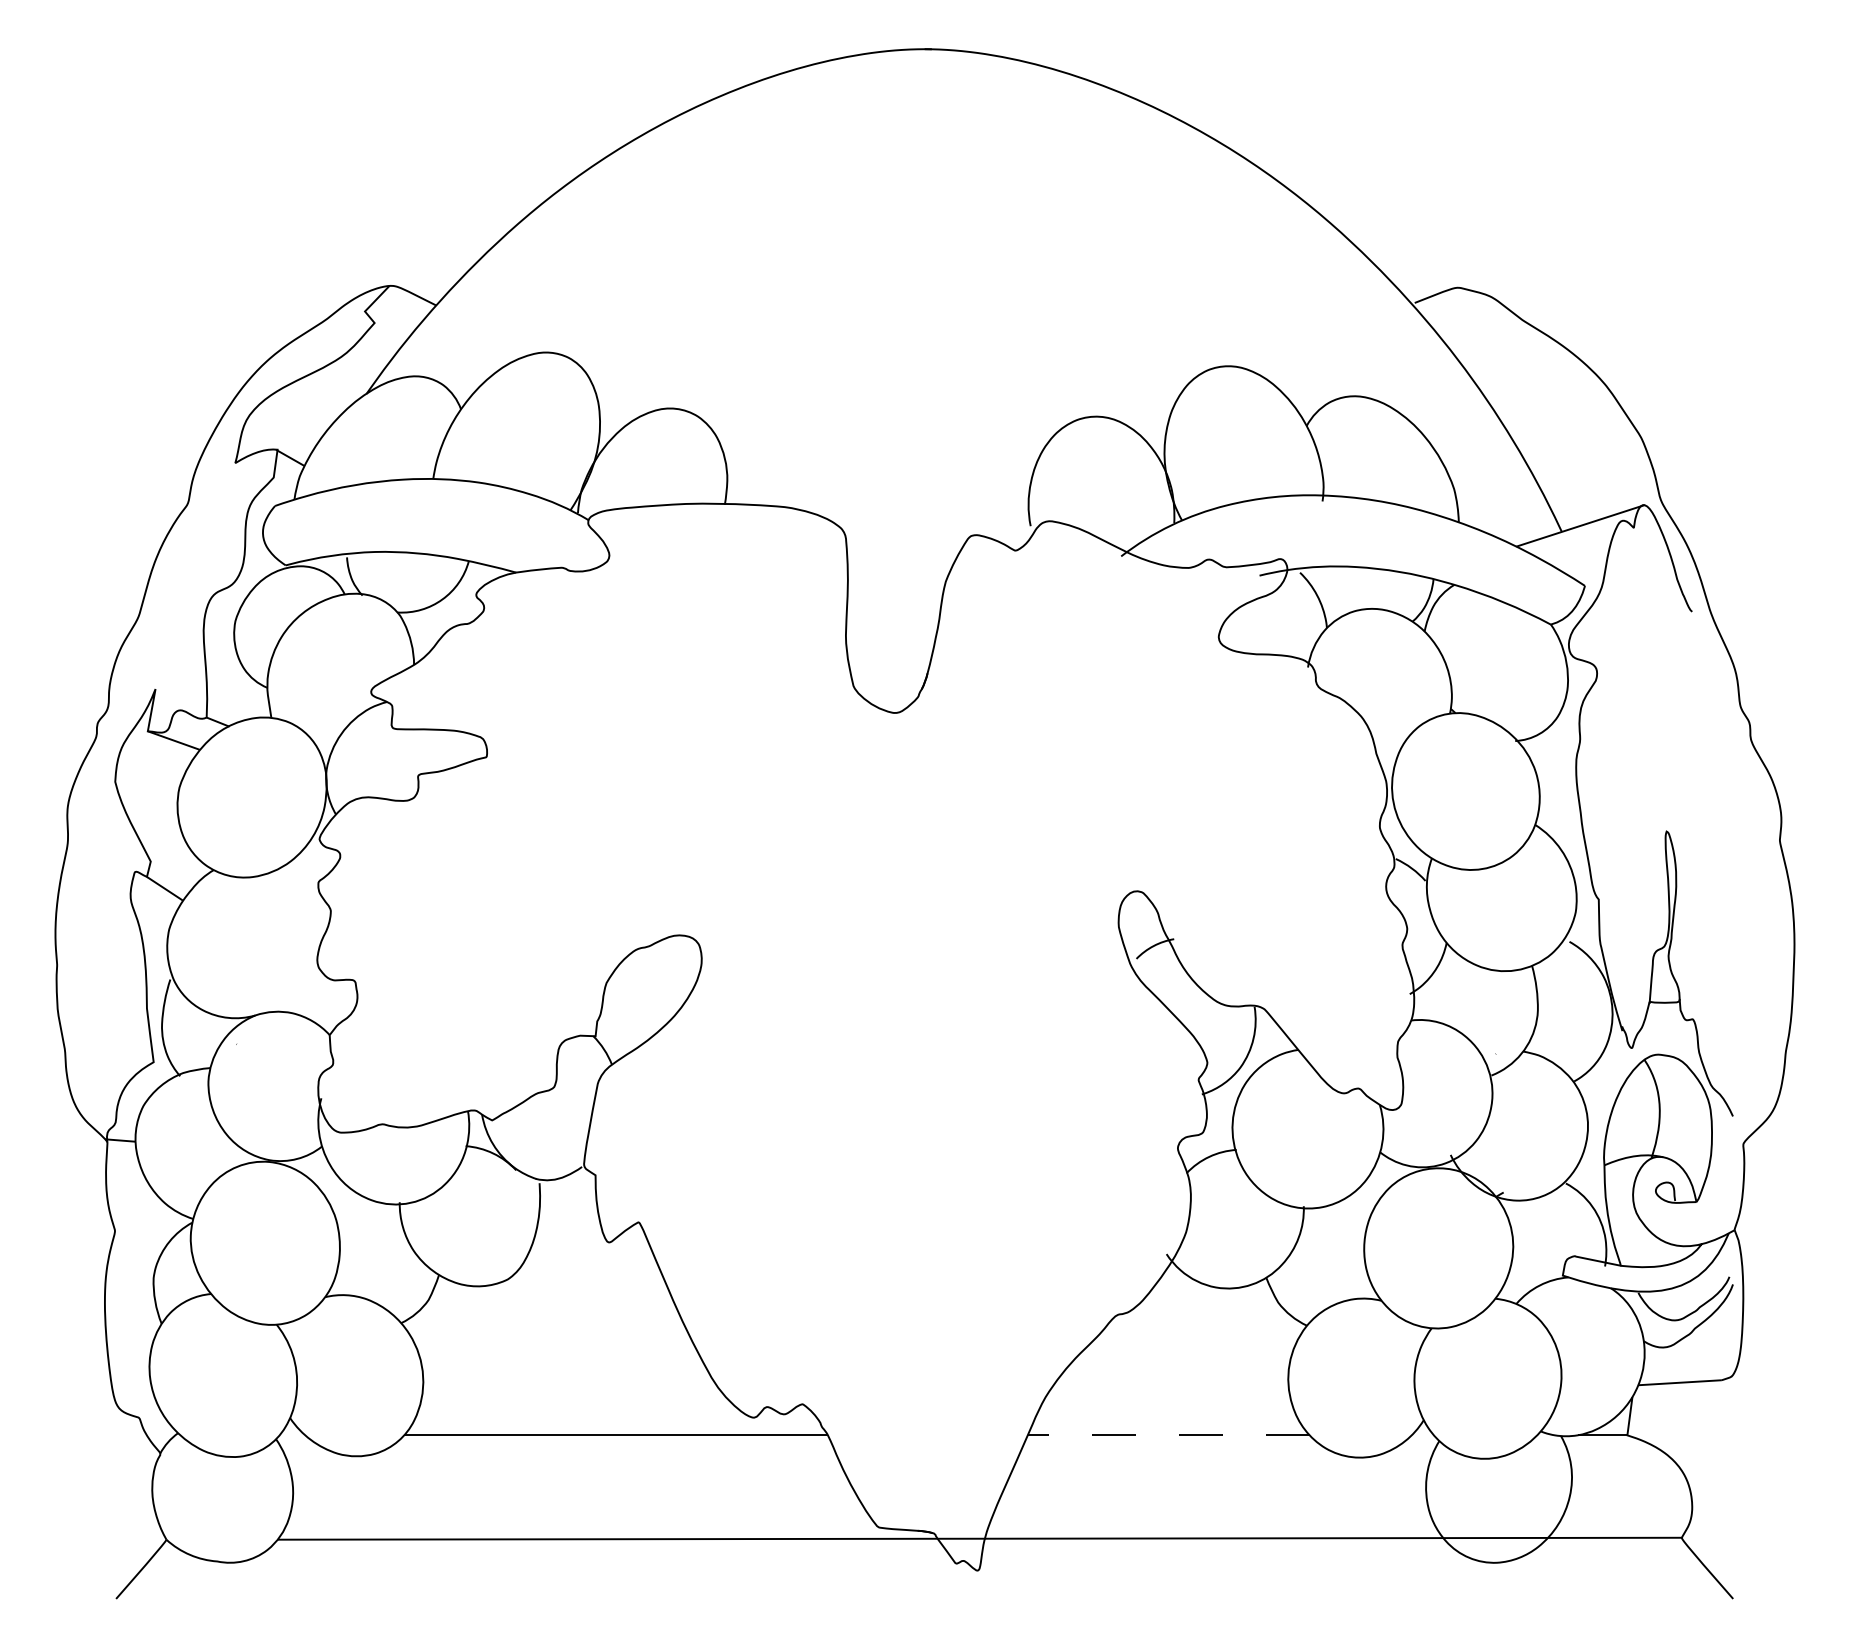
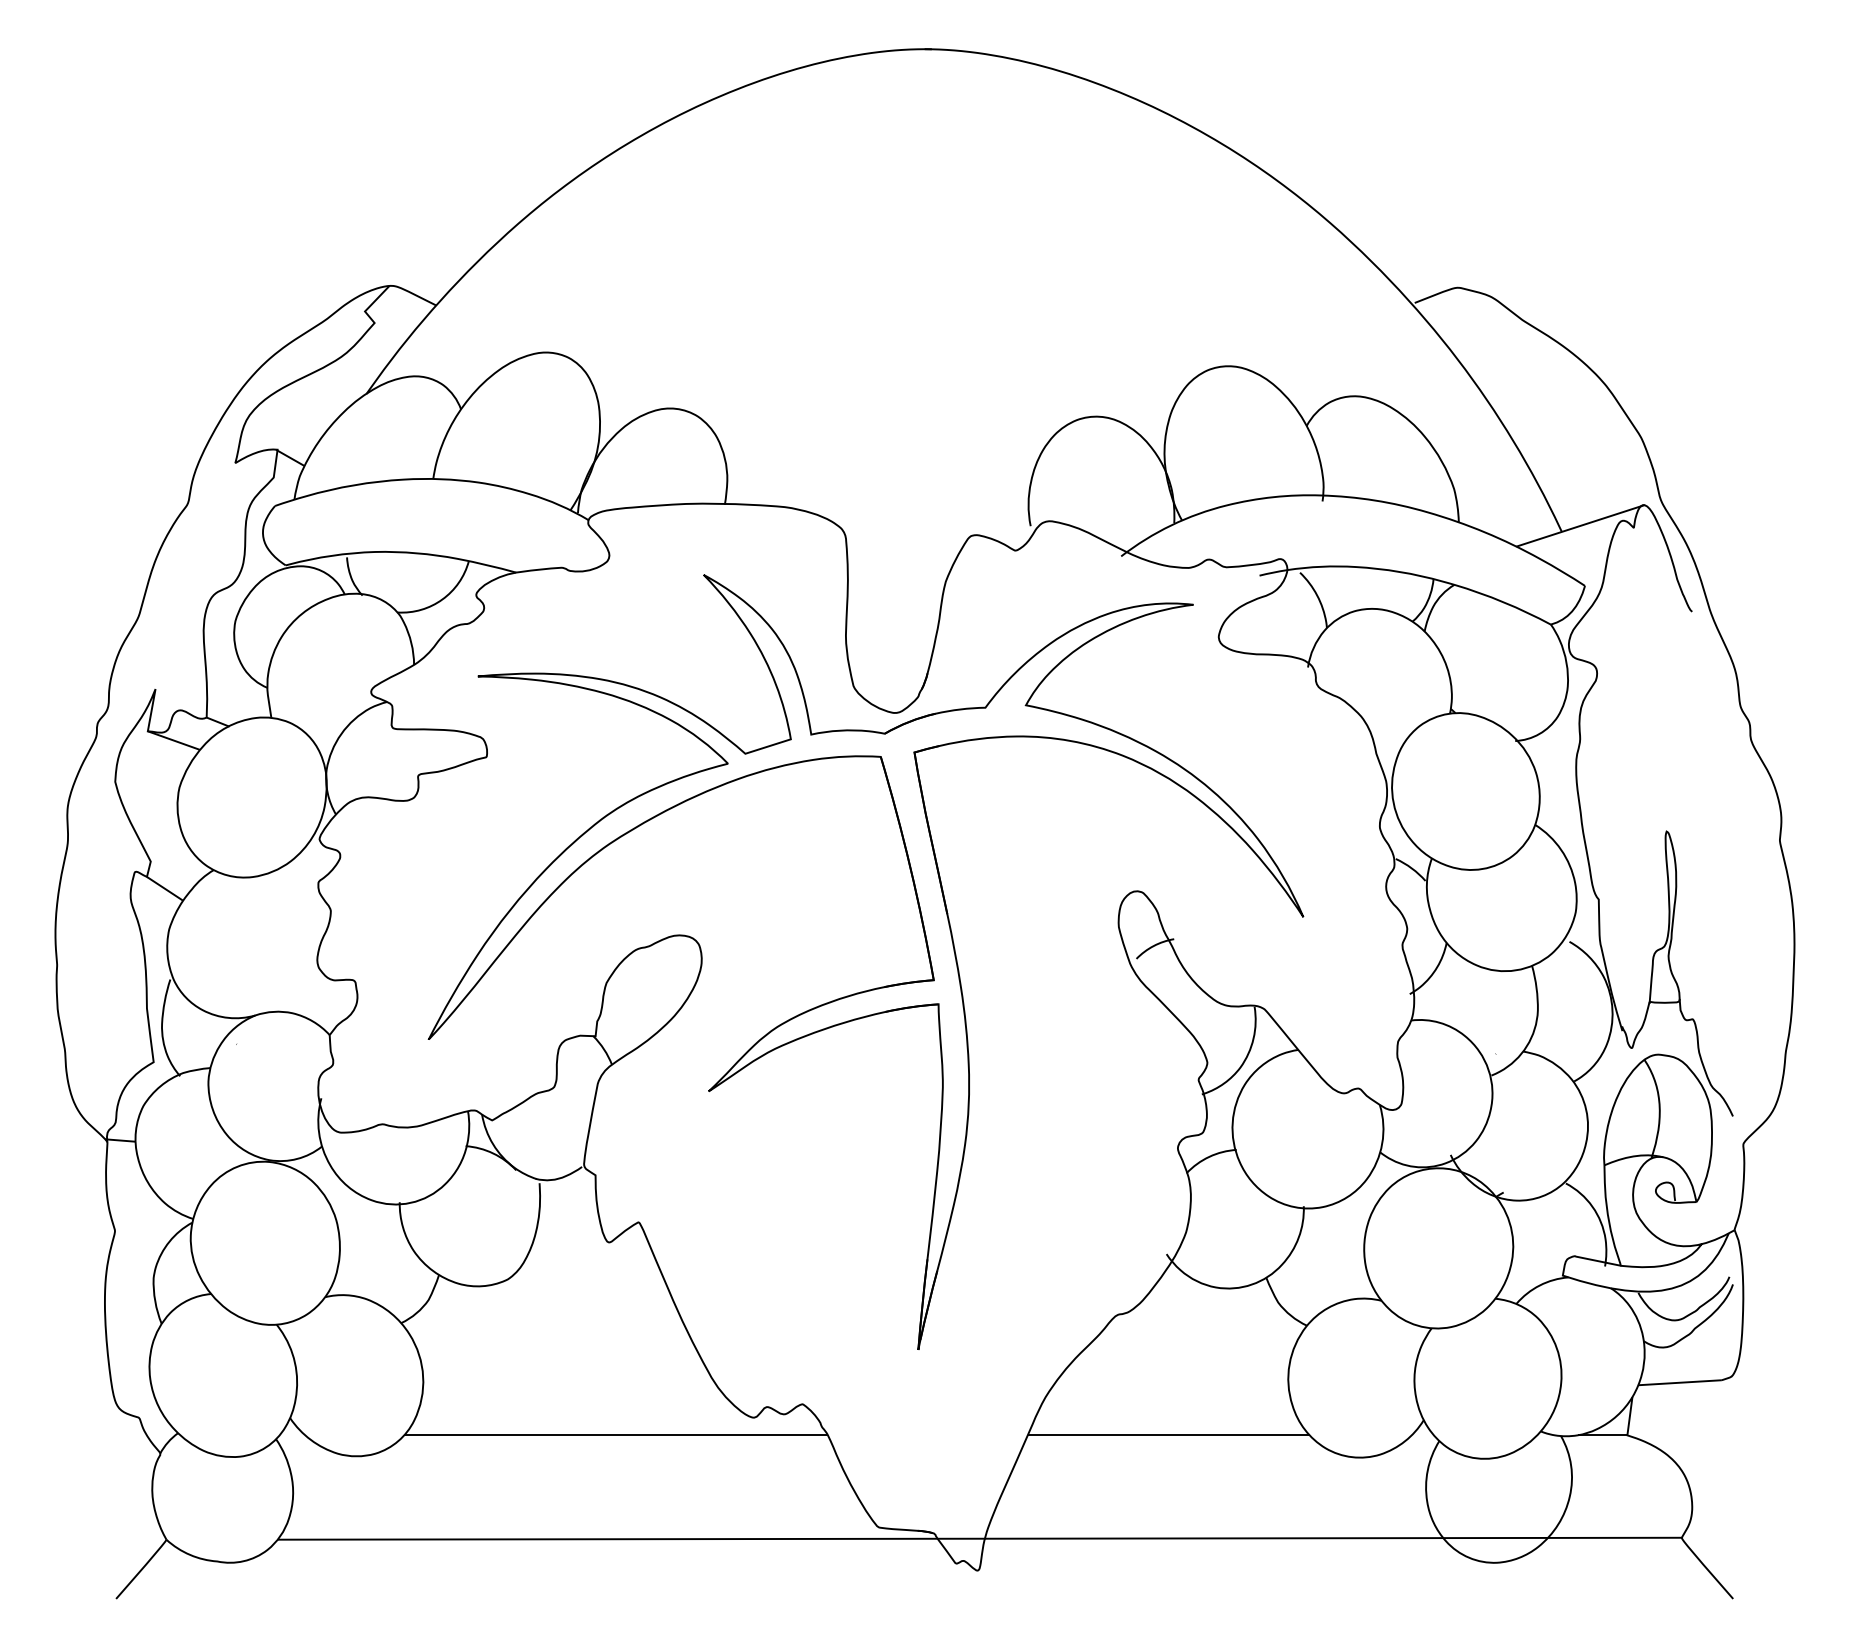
part: none -> present (872, 988)
line: dashed -> solid (1168, 1435)
